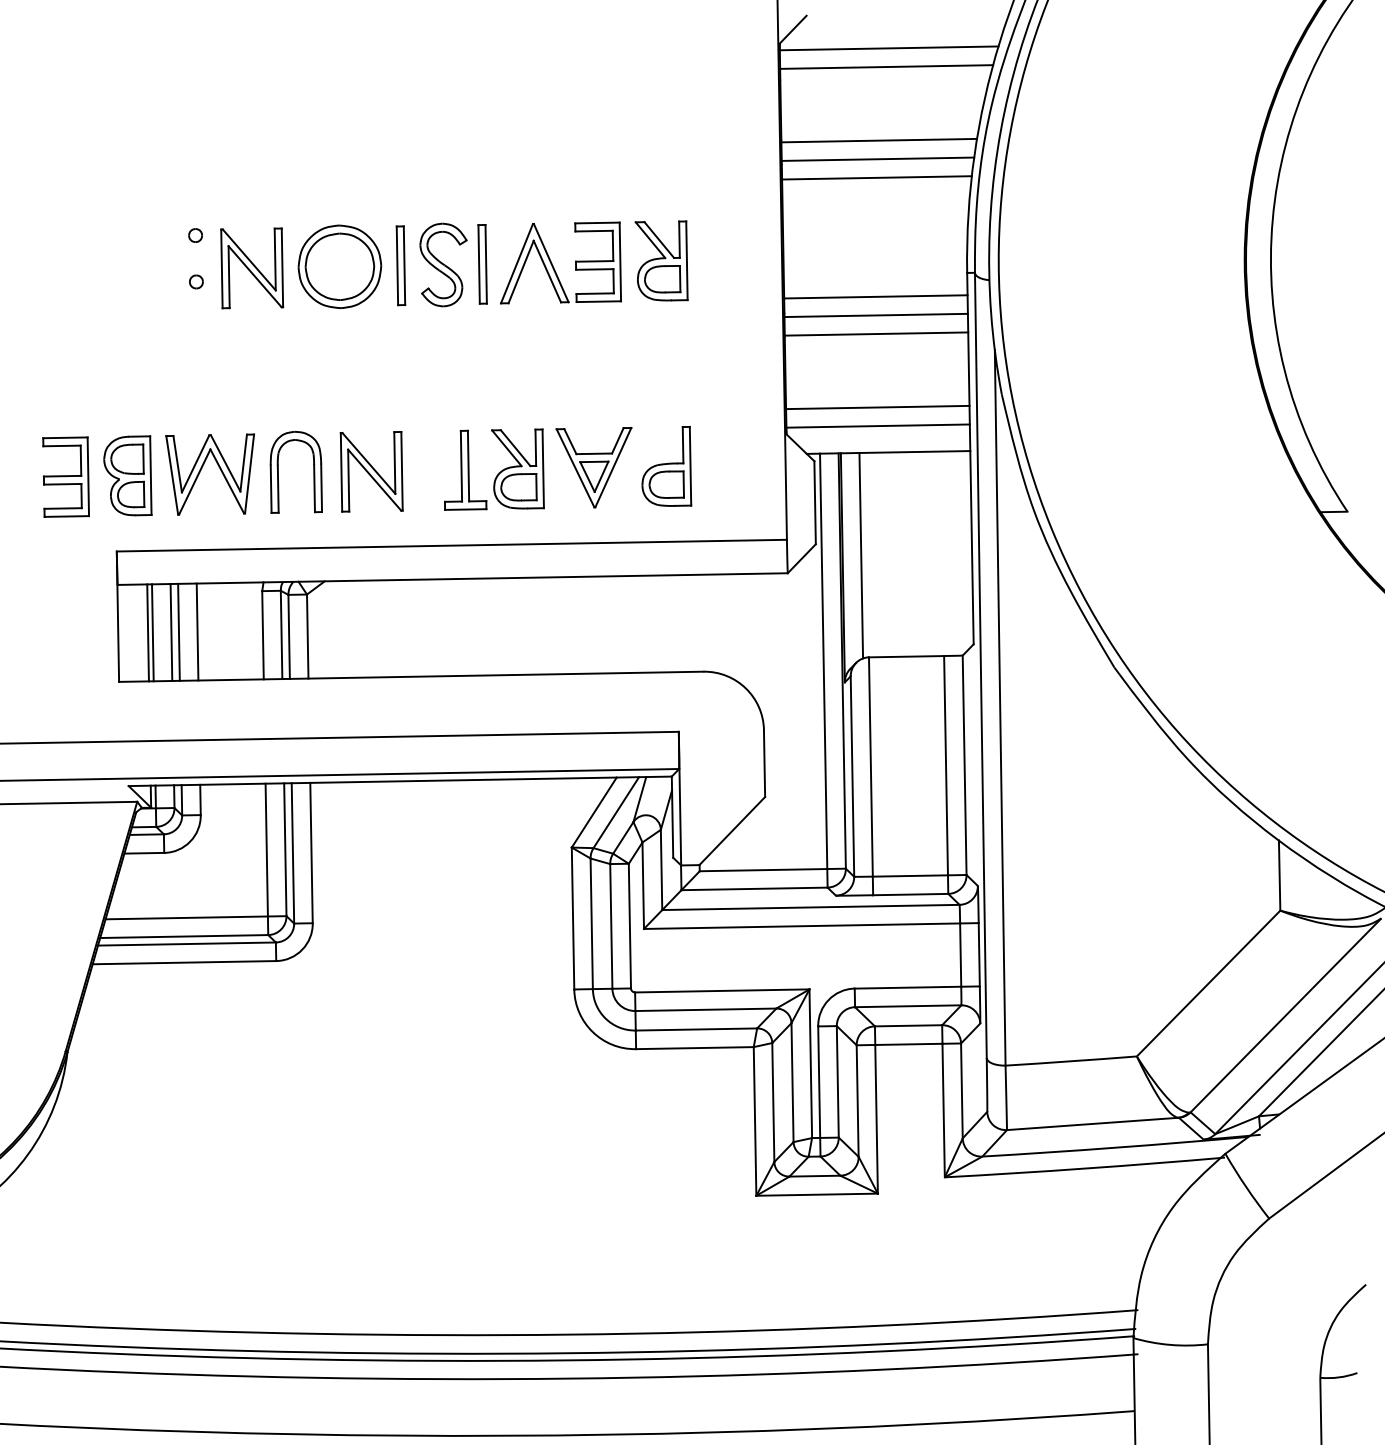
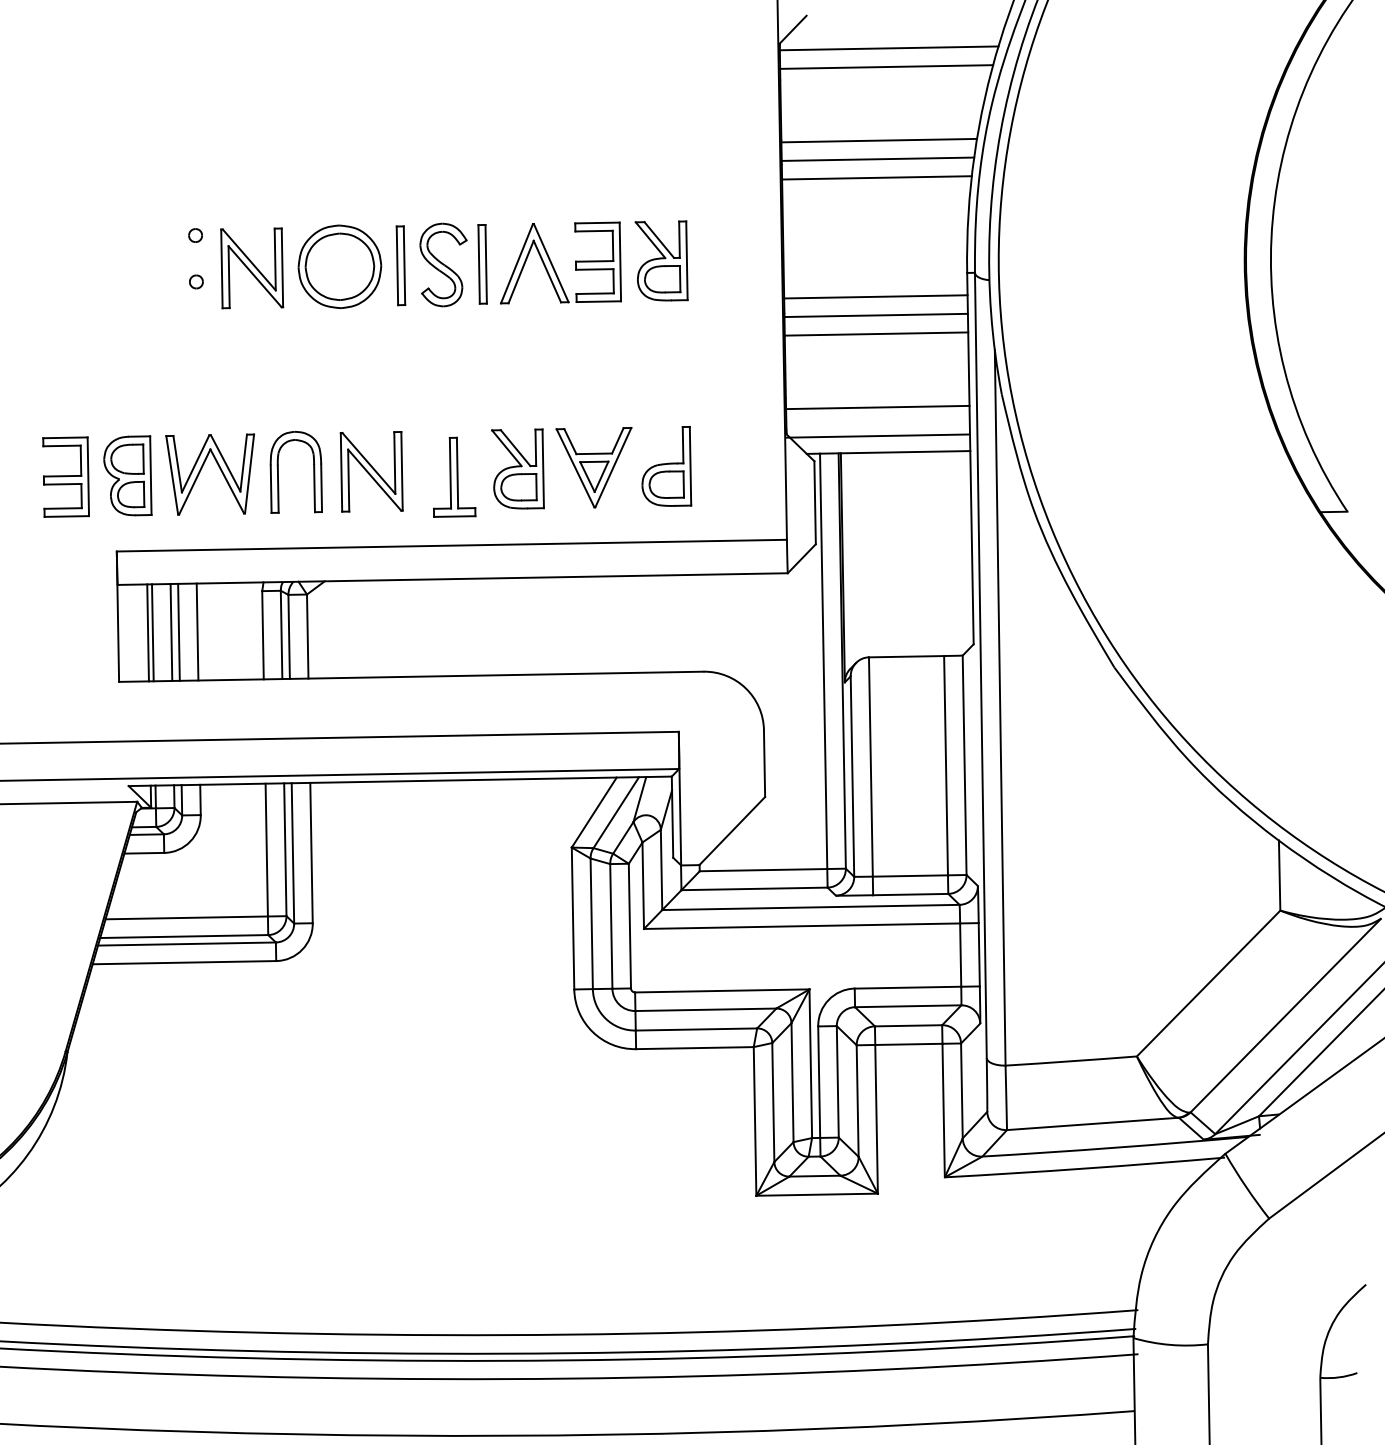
line position: (877, 425) -> (877, 435) (877, 435)
part position: (465, 469) -> (454, 476) (454, 476)
line: present -> none (861, 555)
